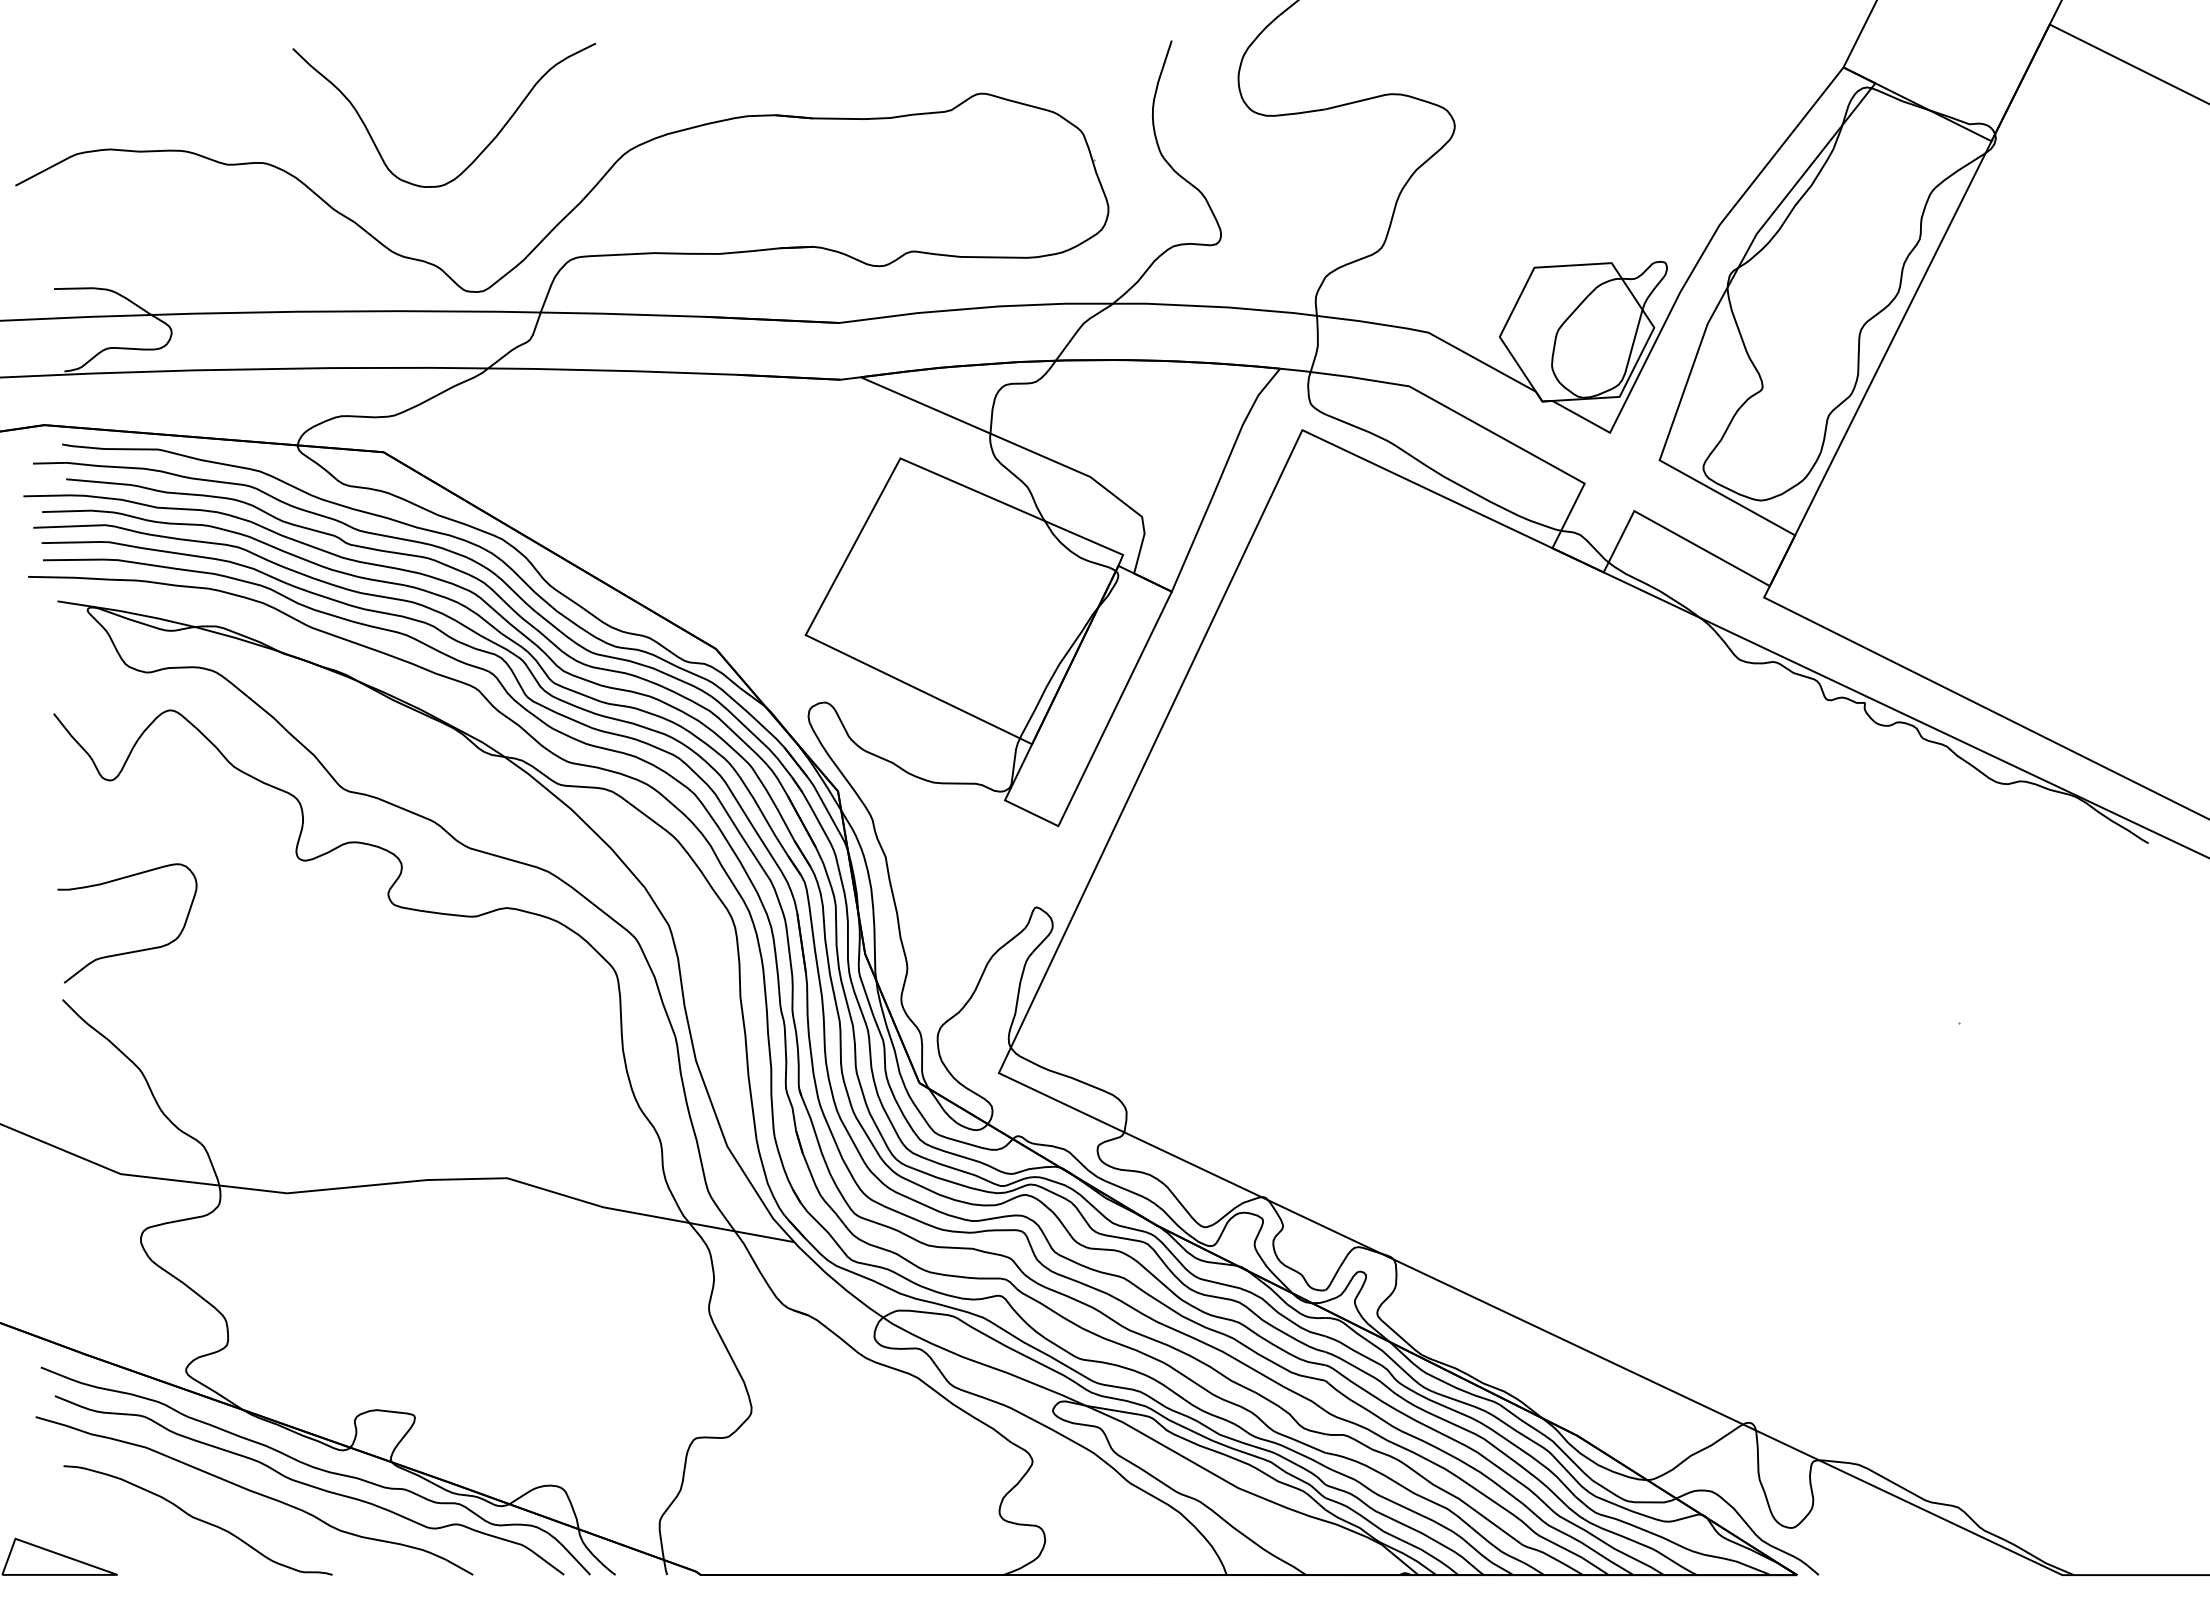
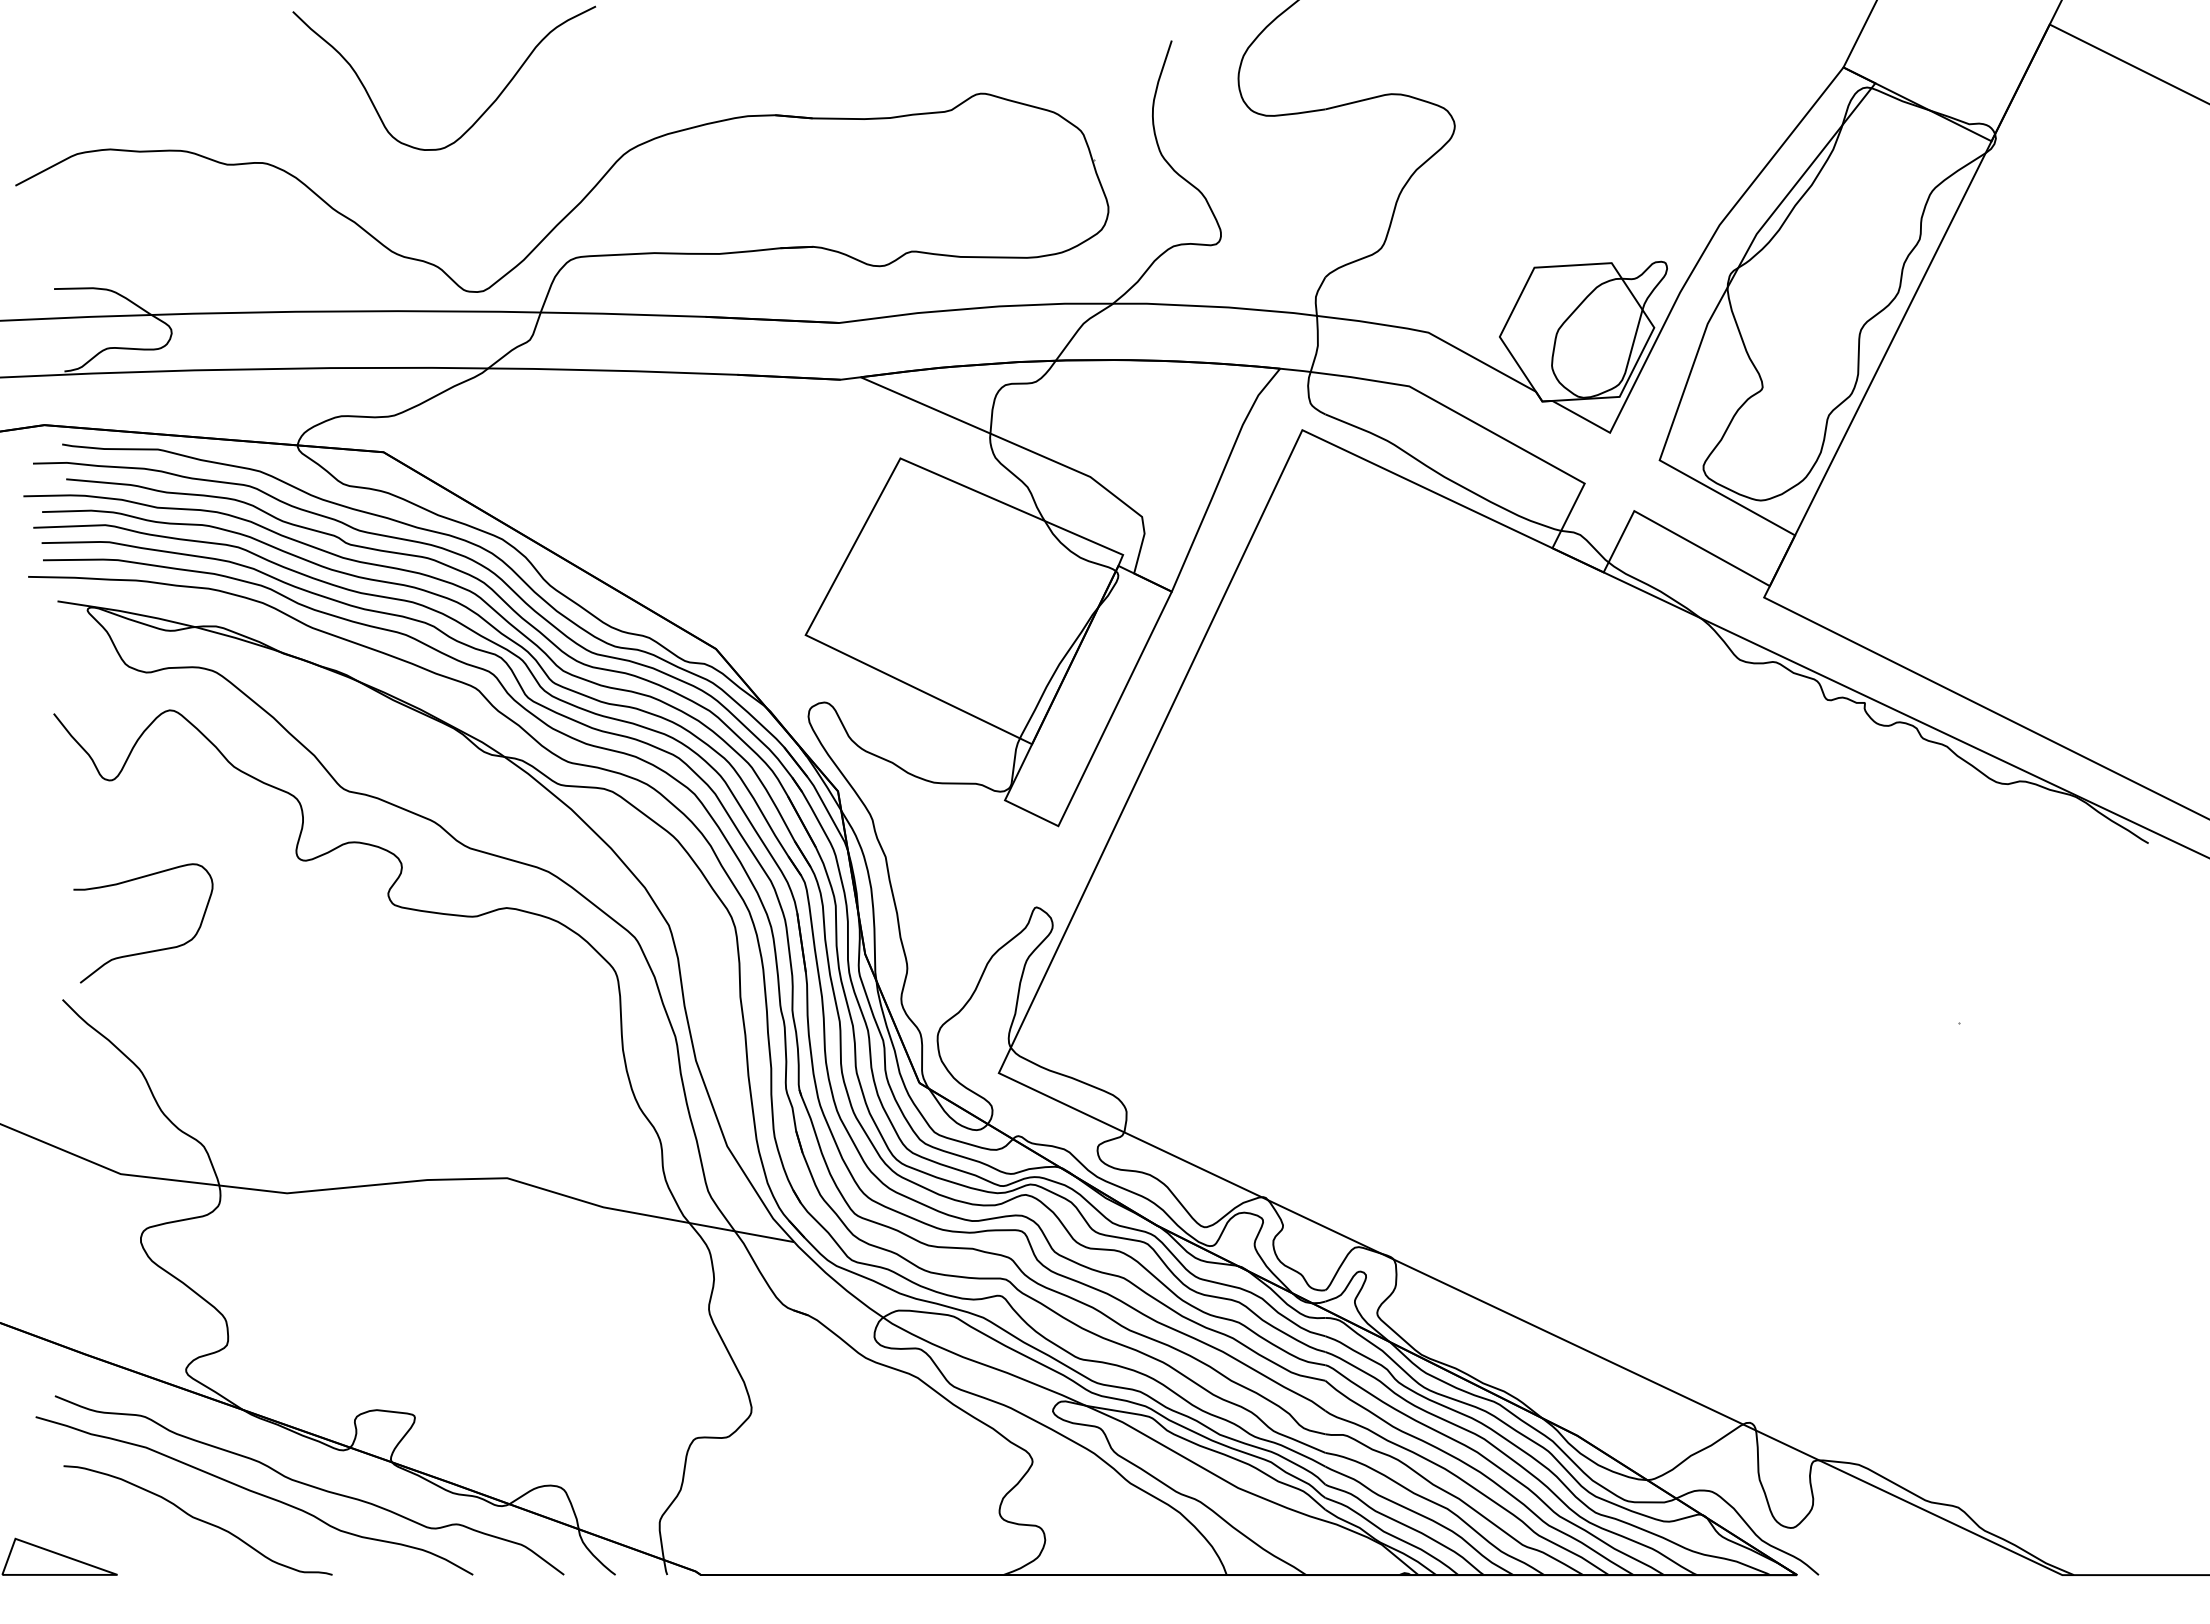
curve position: (481, 151) -> (481, 114) (481, 114)
curve position: (134, 950) -> (150, 950) (150, 950)
curve: present -> none (316, 1469)
